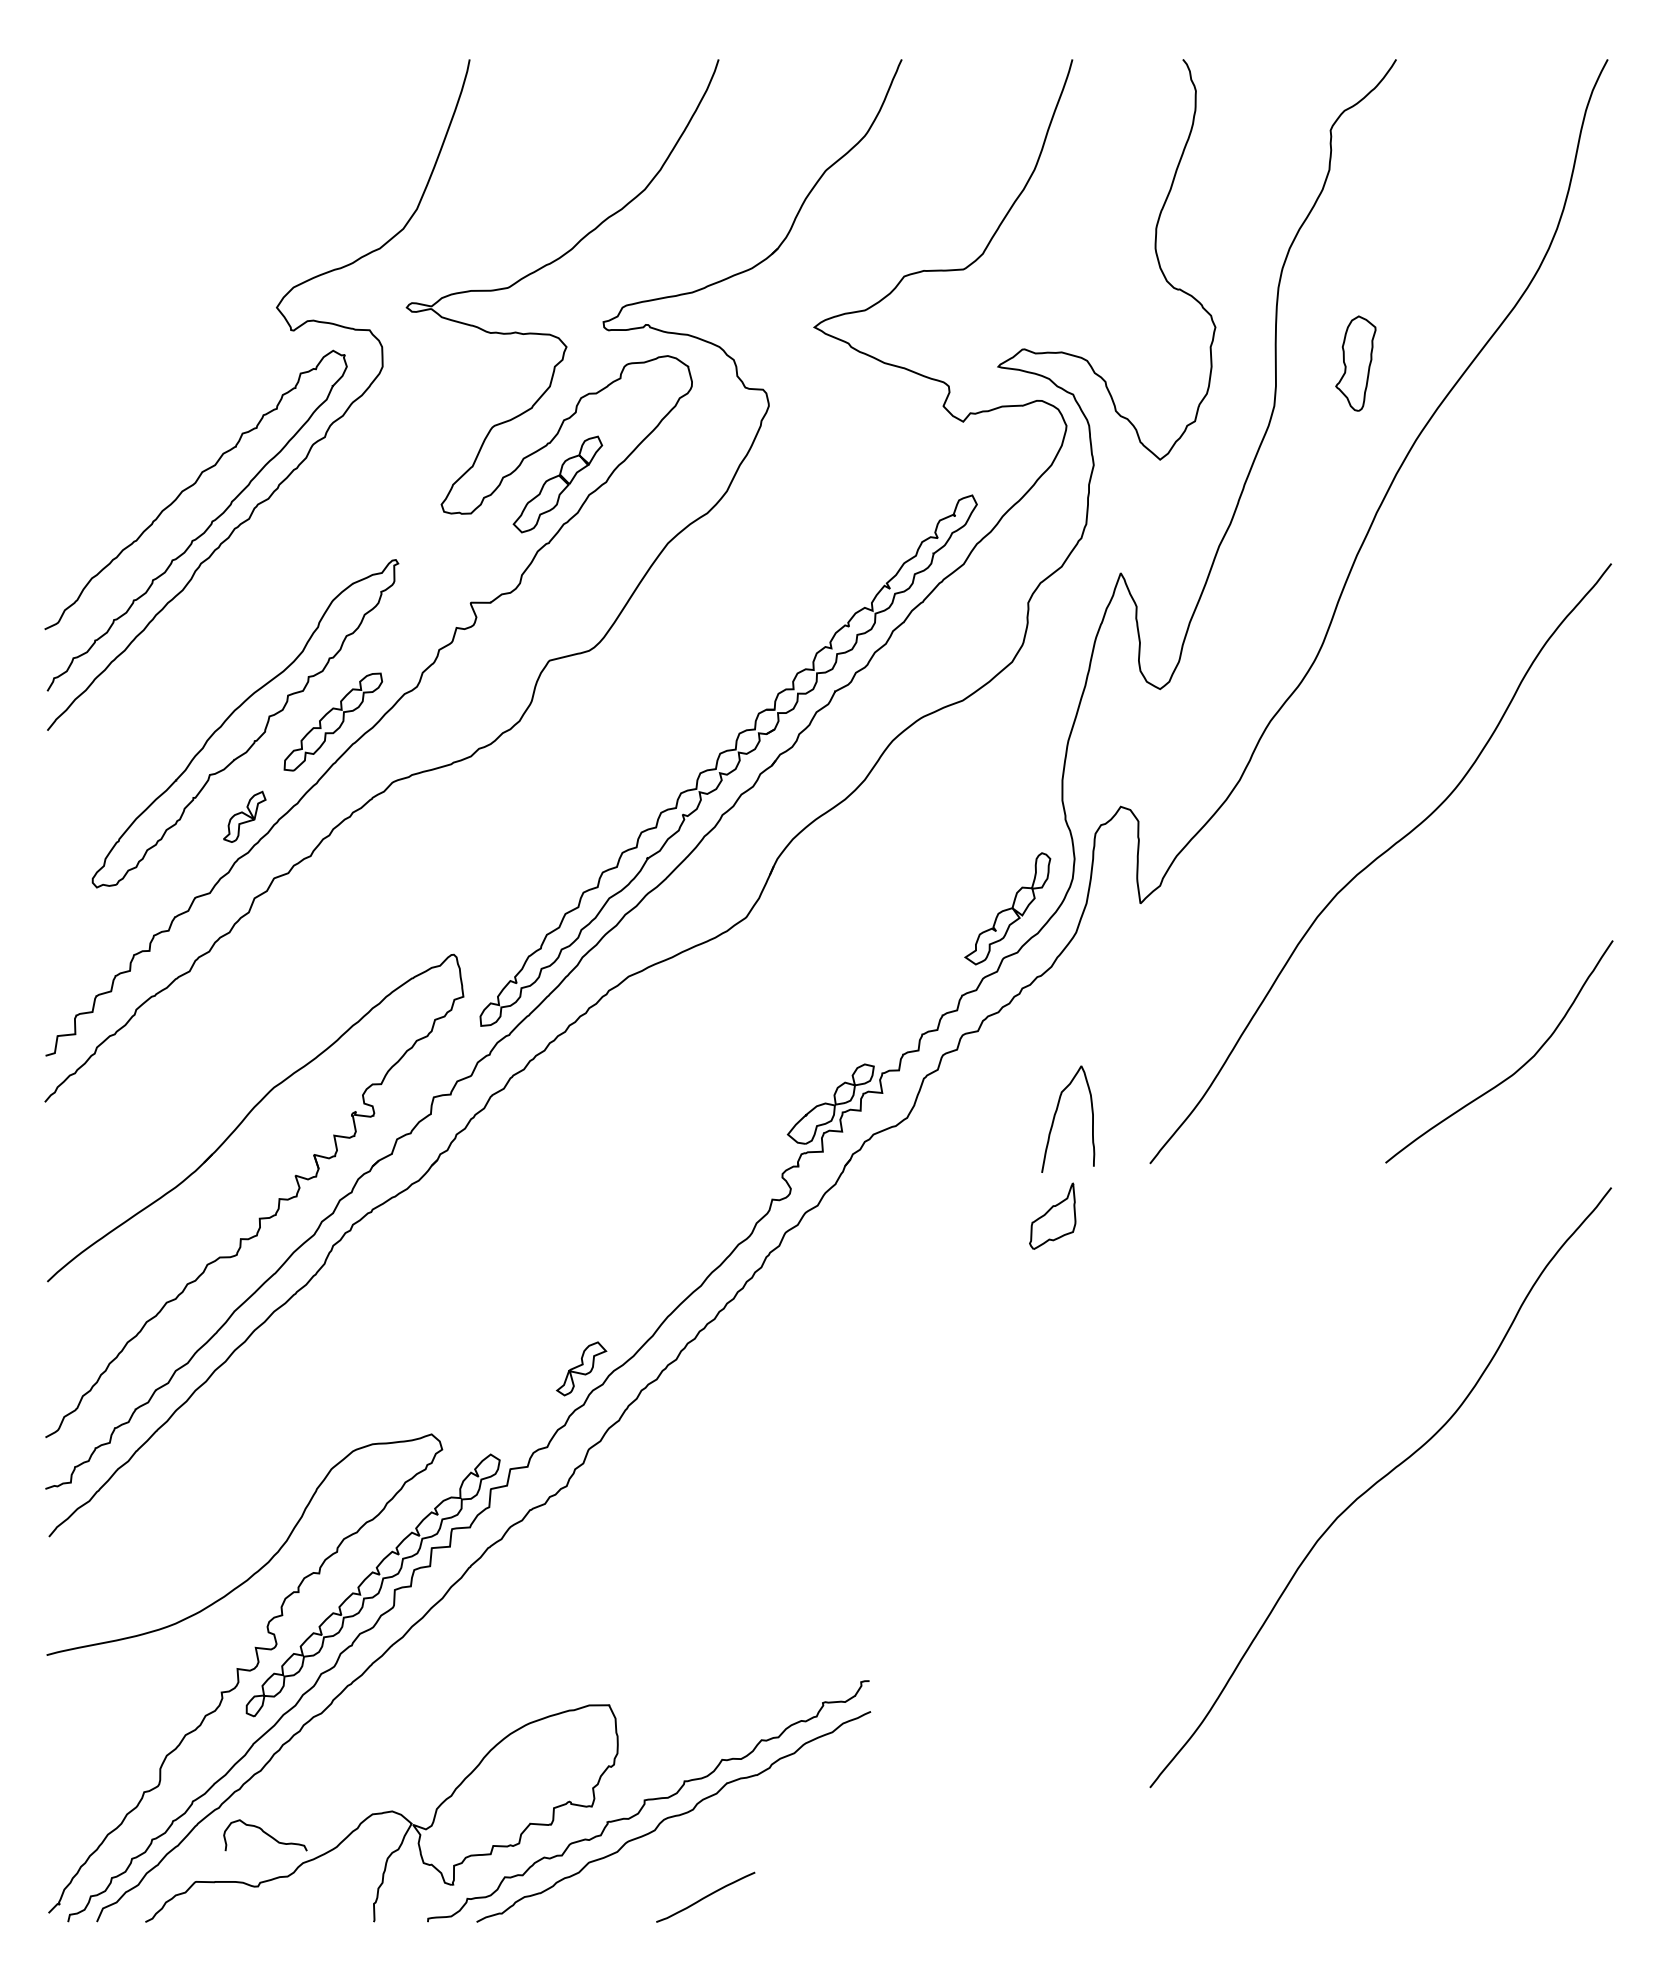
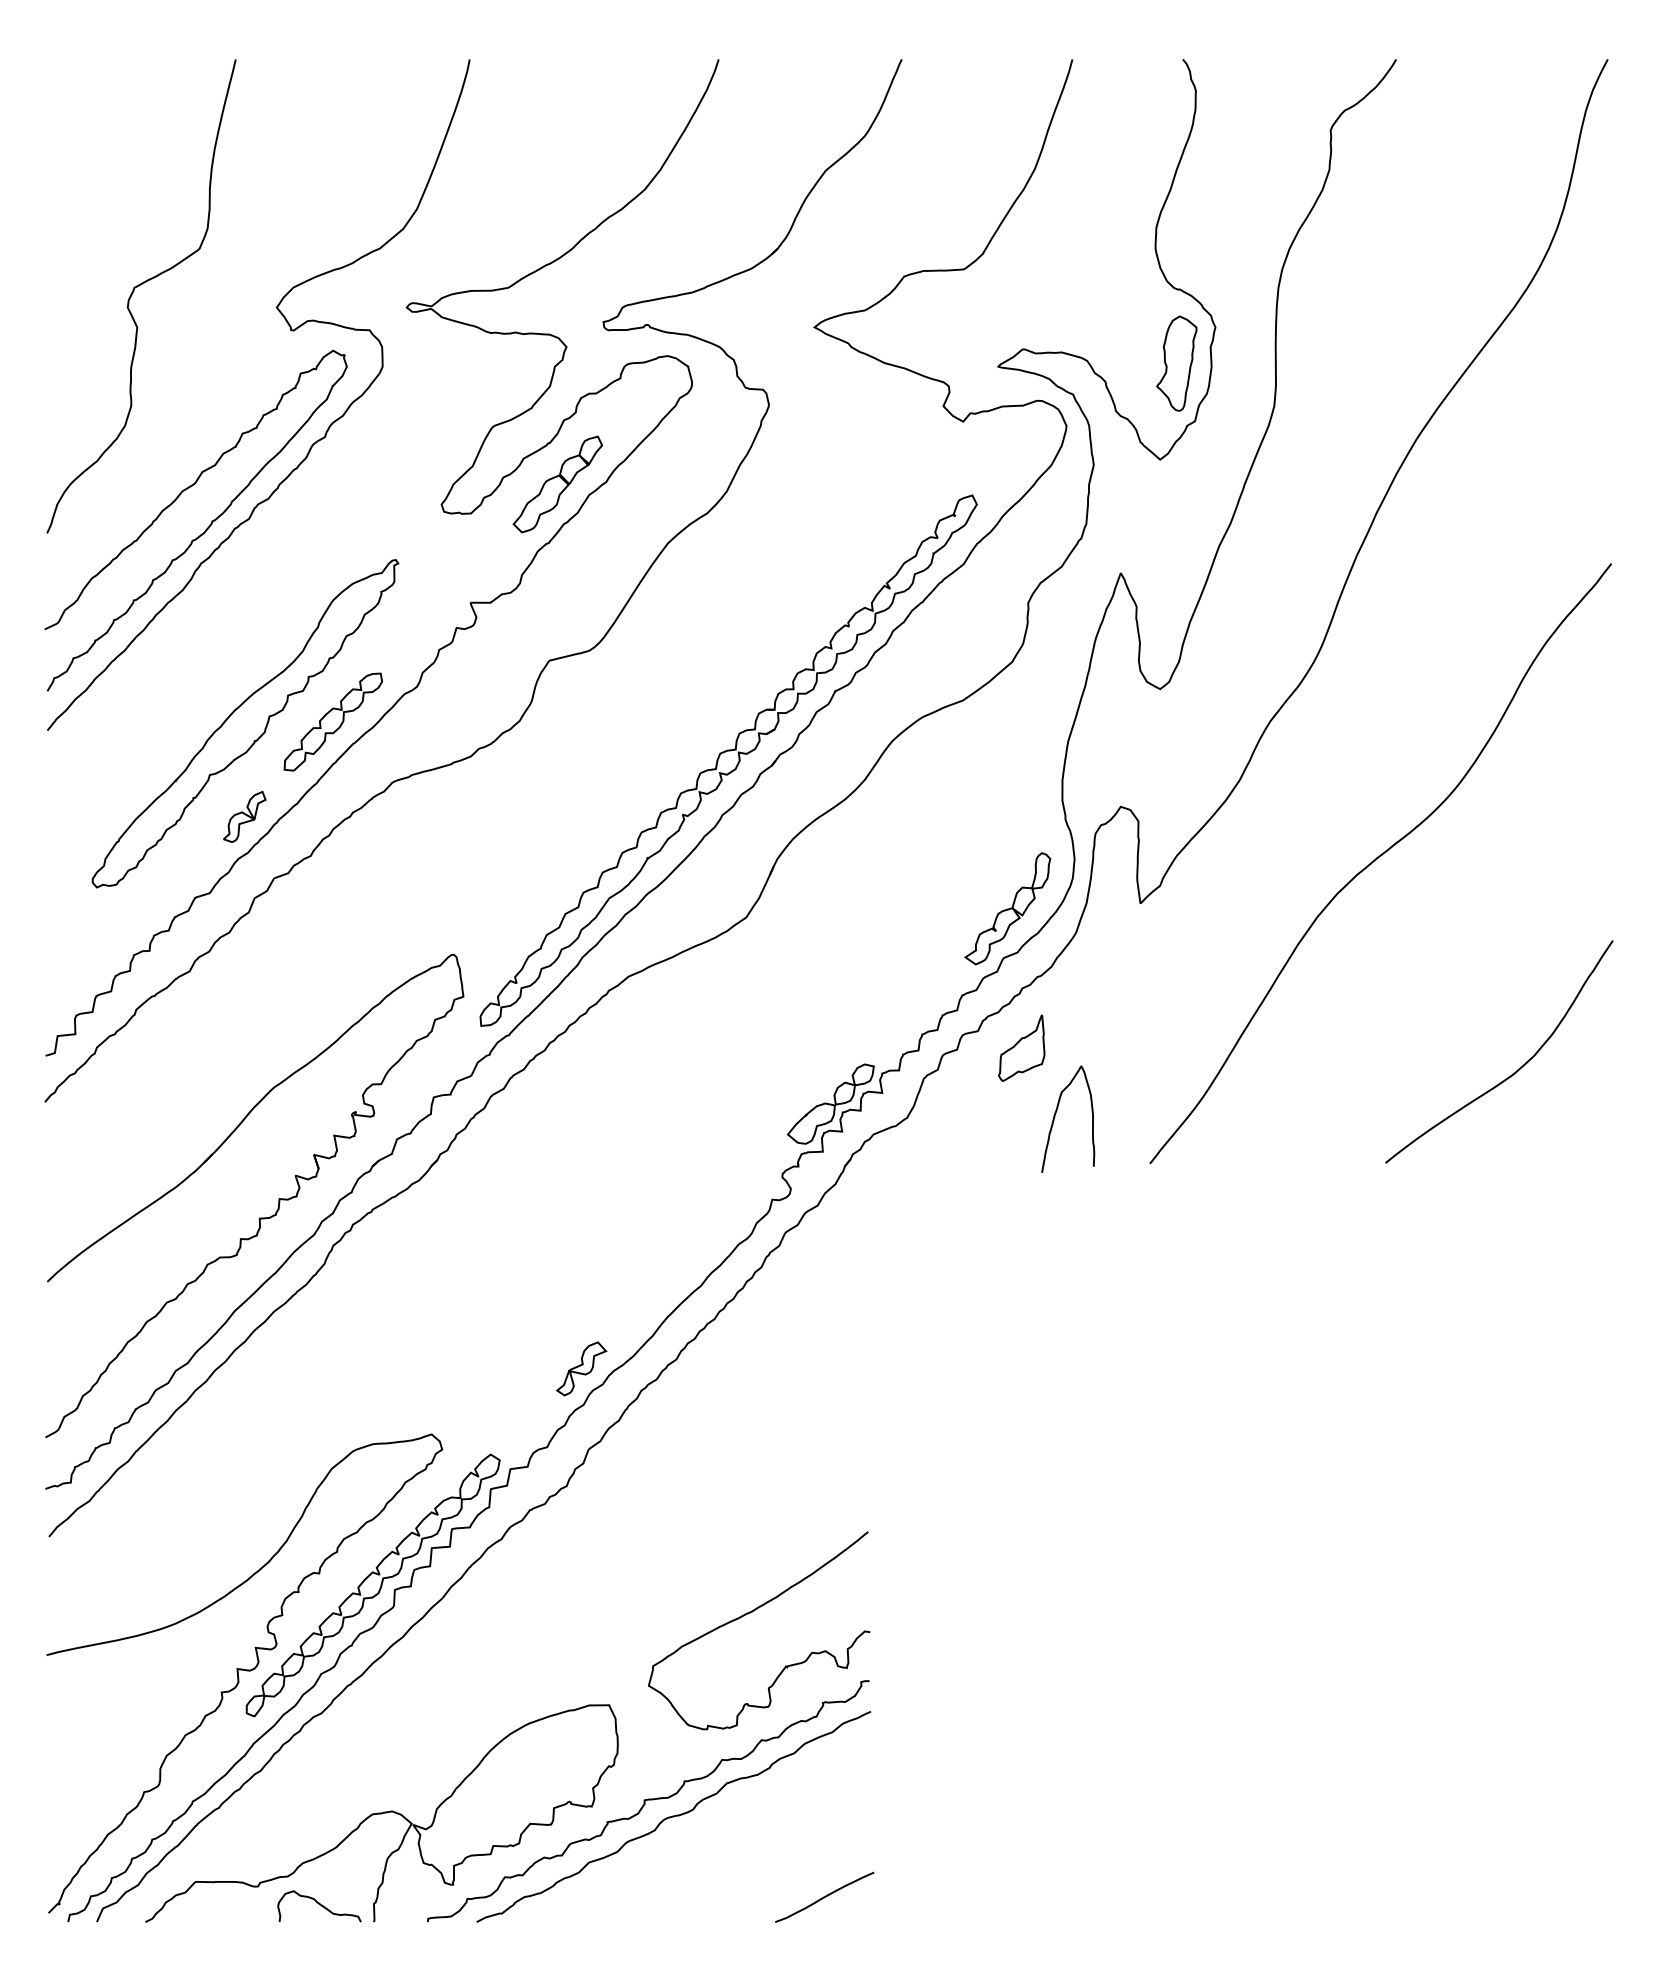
curve: none -> present (133, 293)
part position: (1355, 363) -> (1176, 363) (1176, 363)
part position: (1052, 1215) -> (1021, 1047) (1021, 1047)
curve: present -> none (1377, 1483)
curve: none -> present (750, 1613)
curve position: (265, 1834) -> (319, 1905) (319, 1905)
curve position: (705, 1896) -> (824, 1896) (824, 1896)
